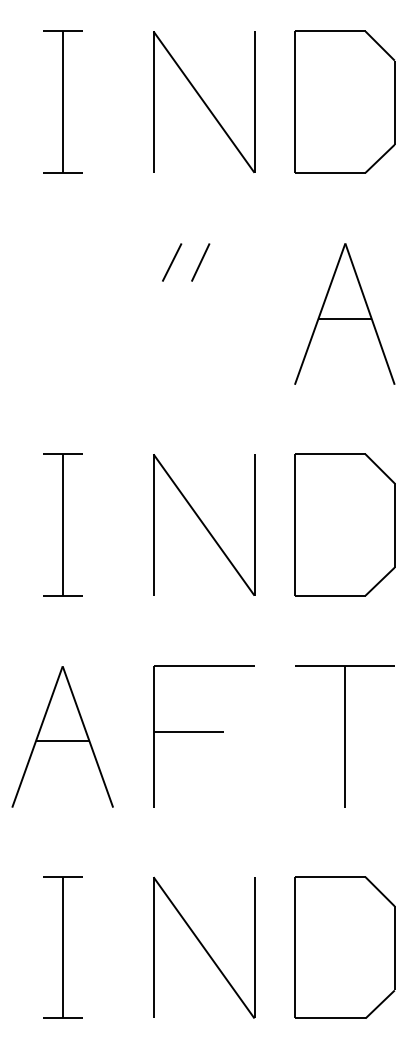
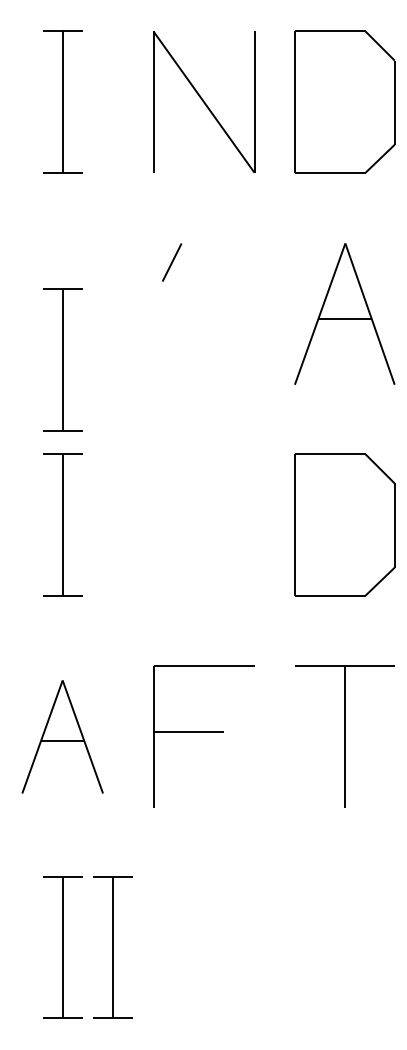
line: present -> none (200, 262)
part: none -> present (62, 359)
part: present -> none (204, 524)
part size: 103x142 px -> 83x114 px (62, 736)
part: none -> present (112, 947)
part: present -> none (204, 947)
part: present -> none (344, 947)
